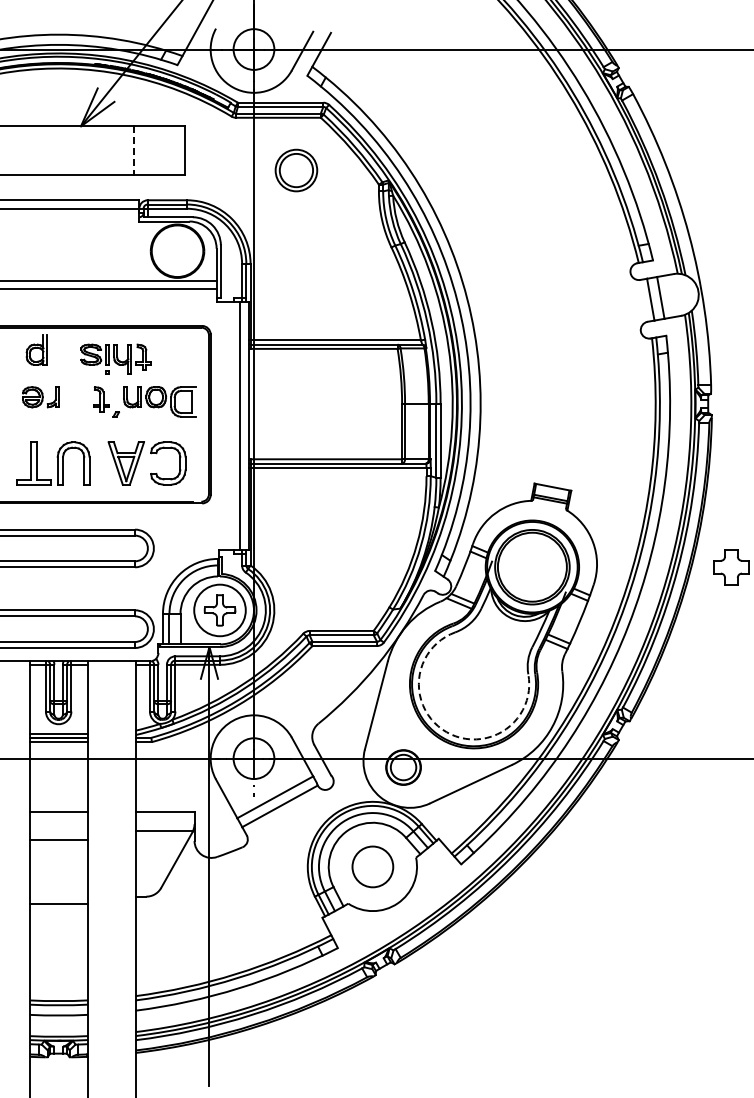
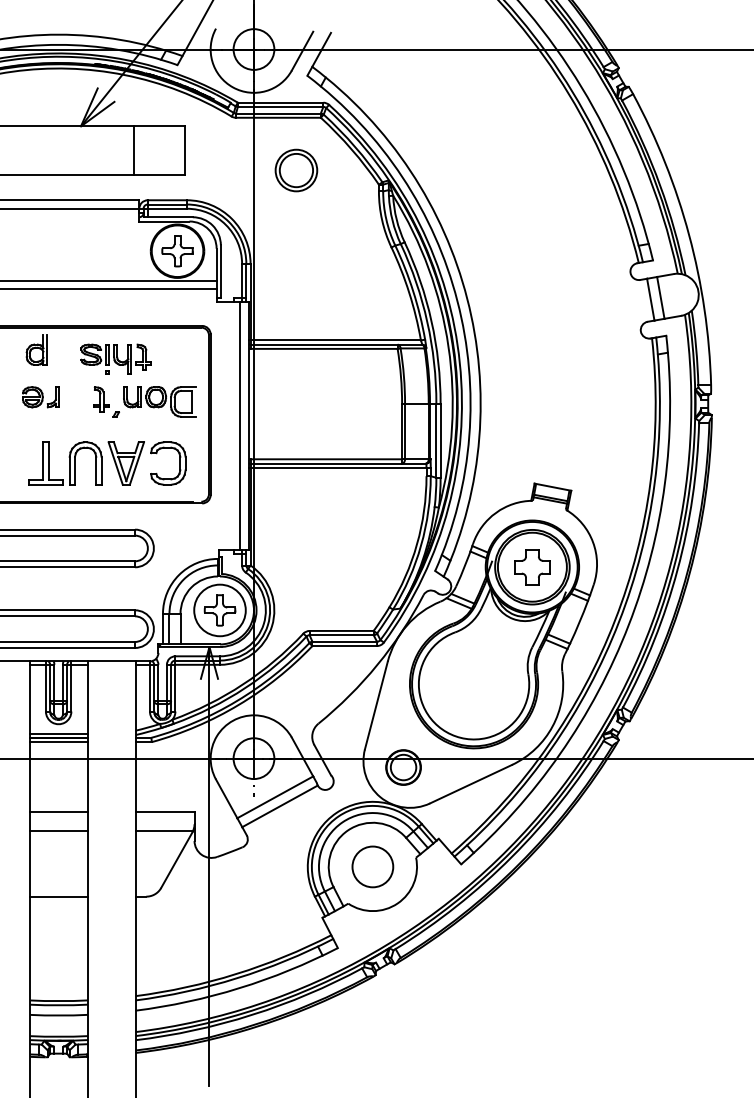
line: dashed -> solid (133, 151)
part: none -> present (177, 251)
part position: (53, 463) -> (65, 463) (65, 463)
part position: (731, 567) -> (532, 567) (532, 567)
arc: dashed -> solid (446, 732)
line position: (58, 840) -> (58, 831) (58, 831)
line position: (58, 903) -> (58, 896) (58, 896)
